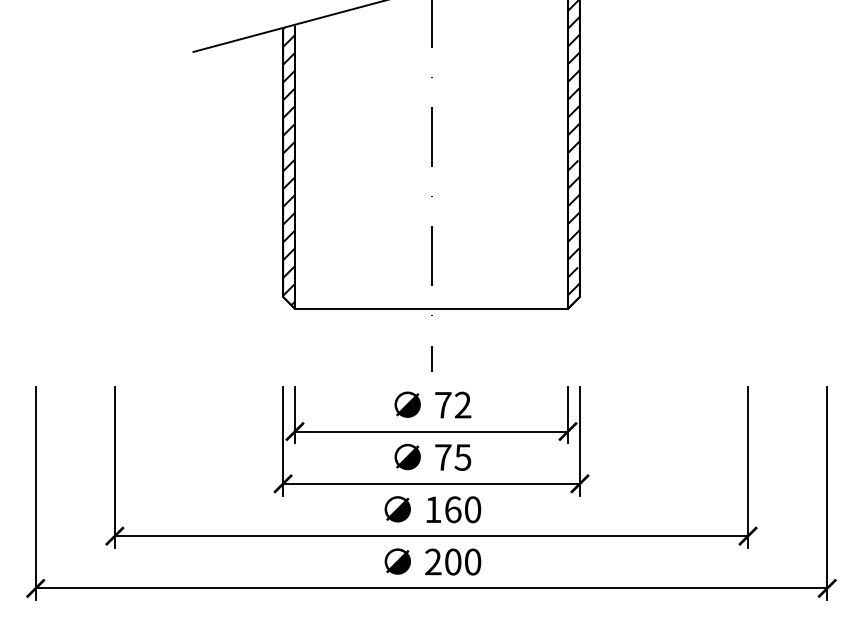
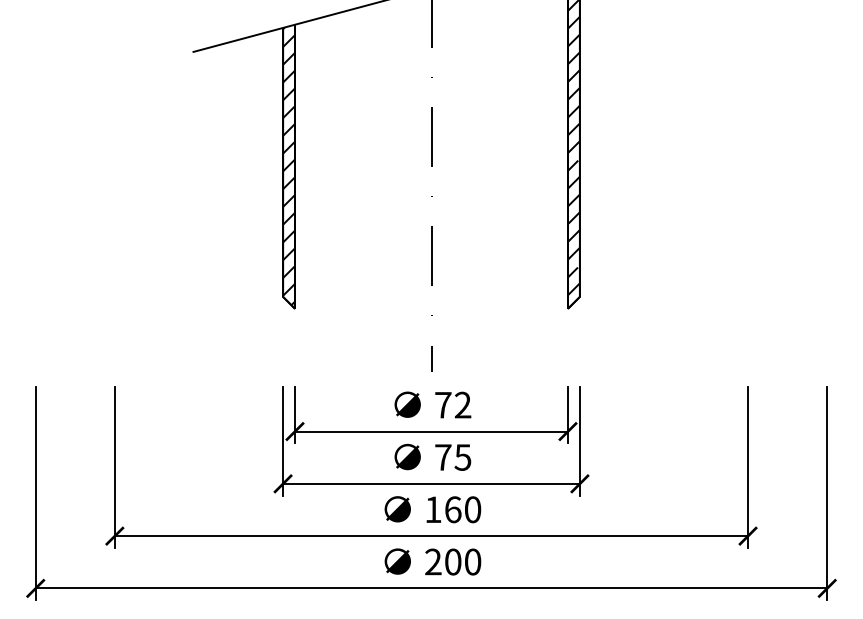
line: present -> none (431, 308)
